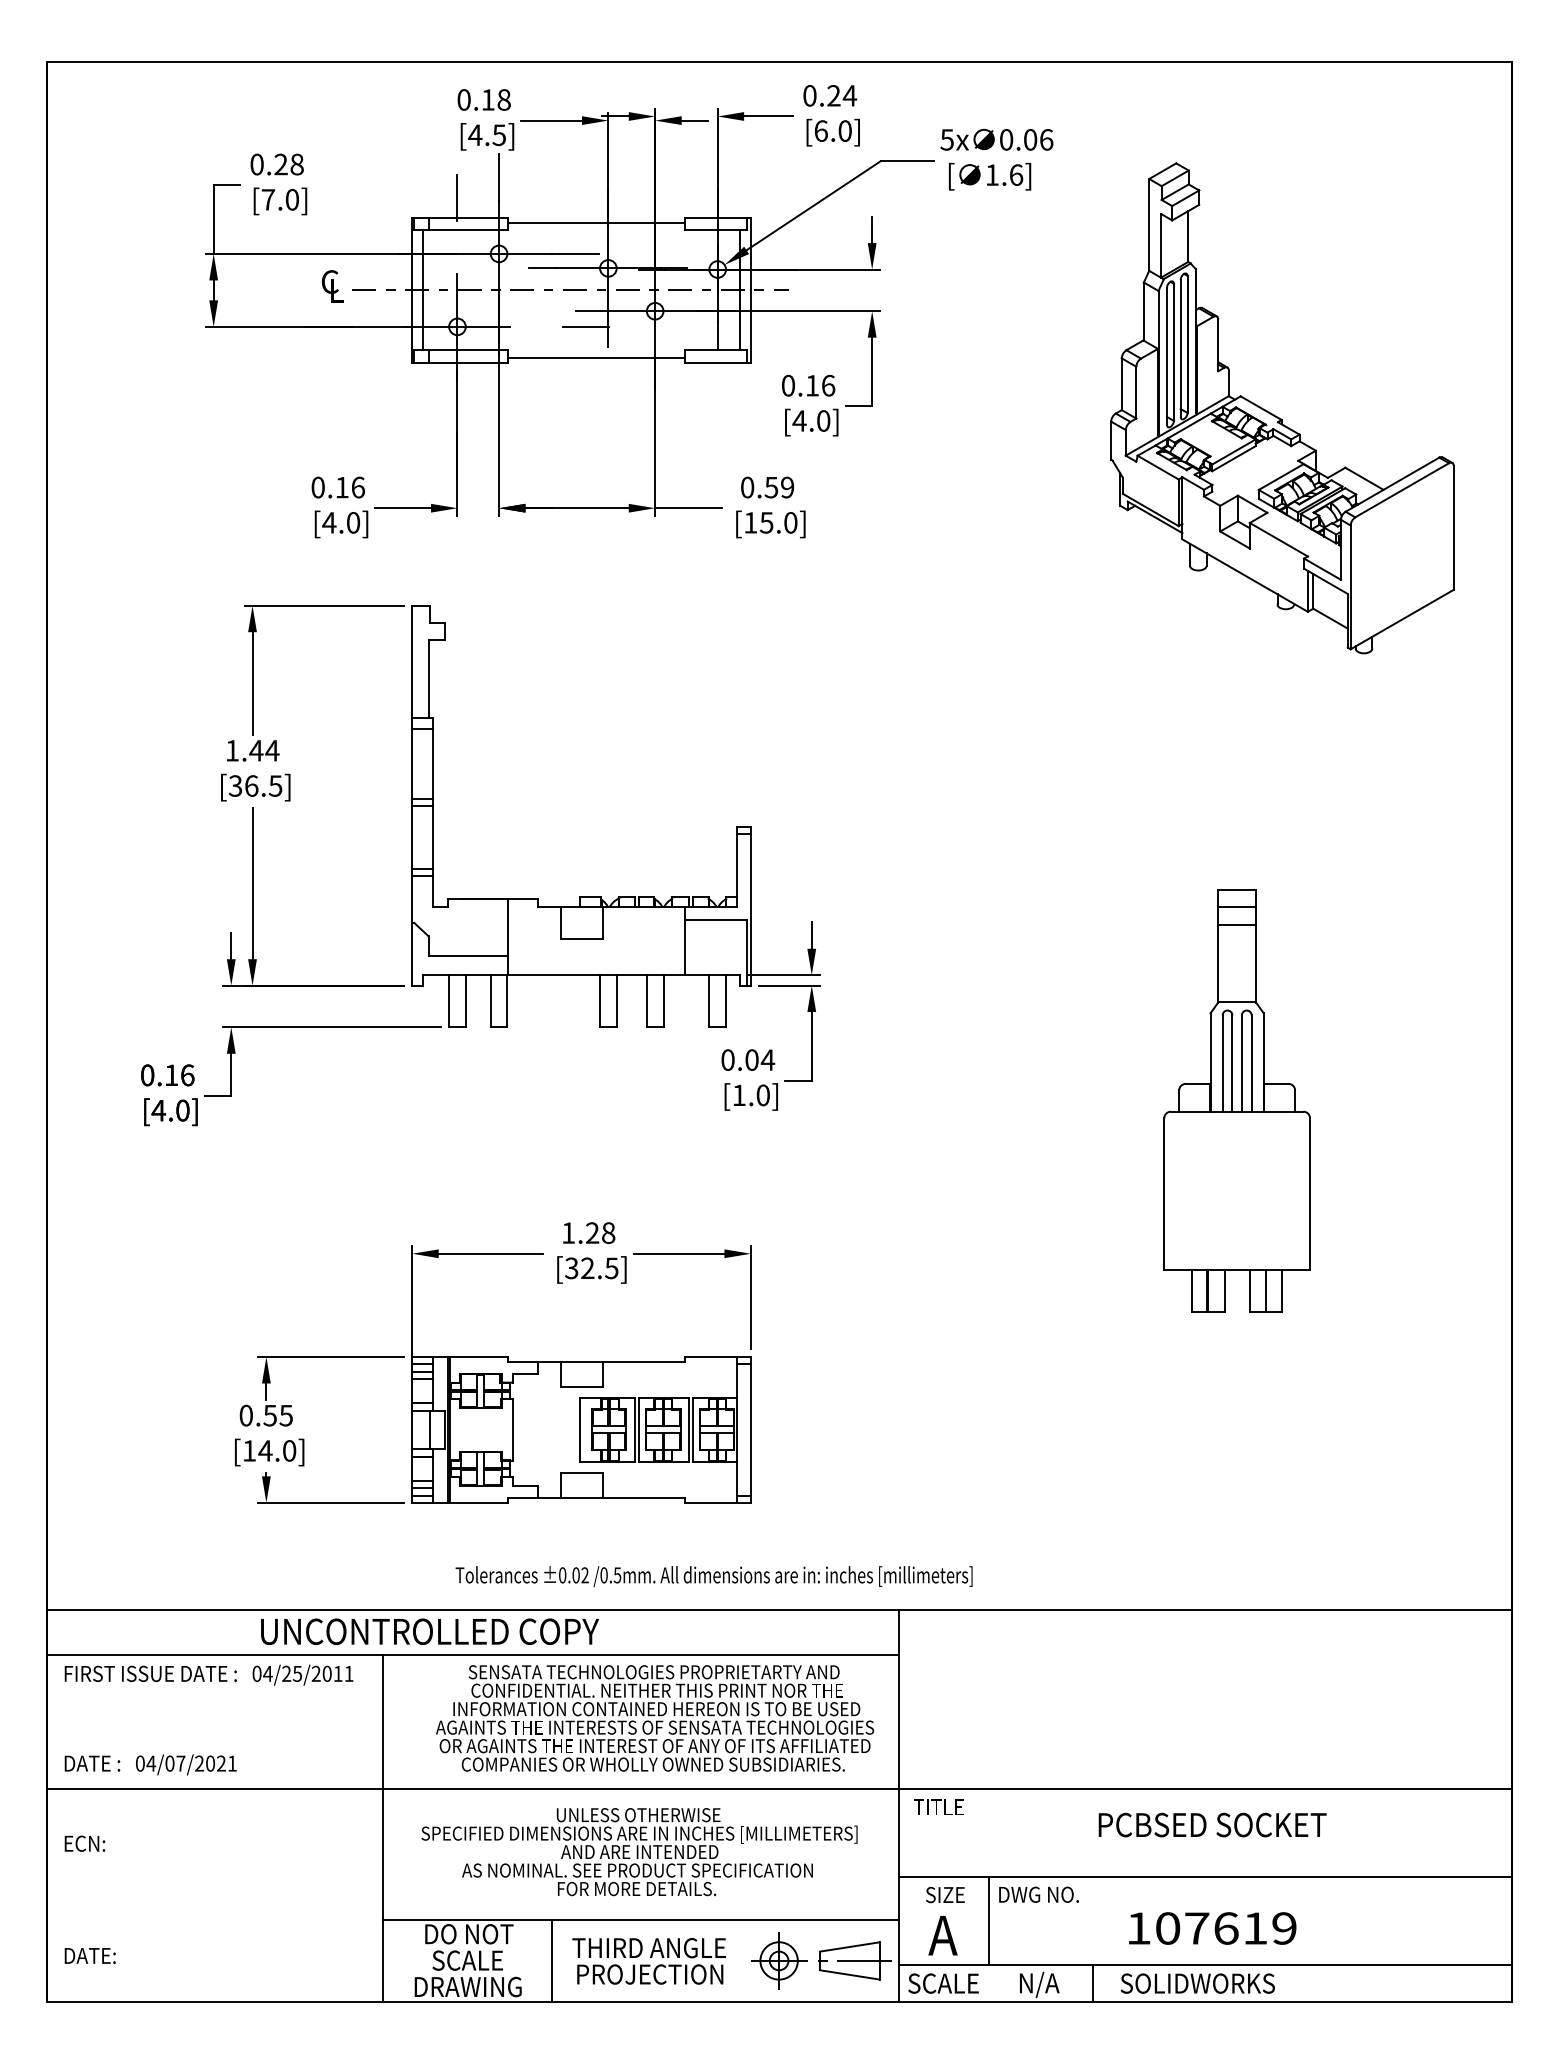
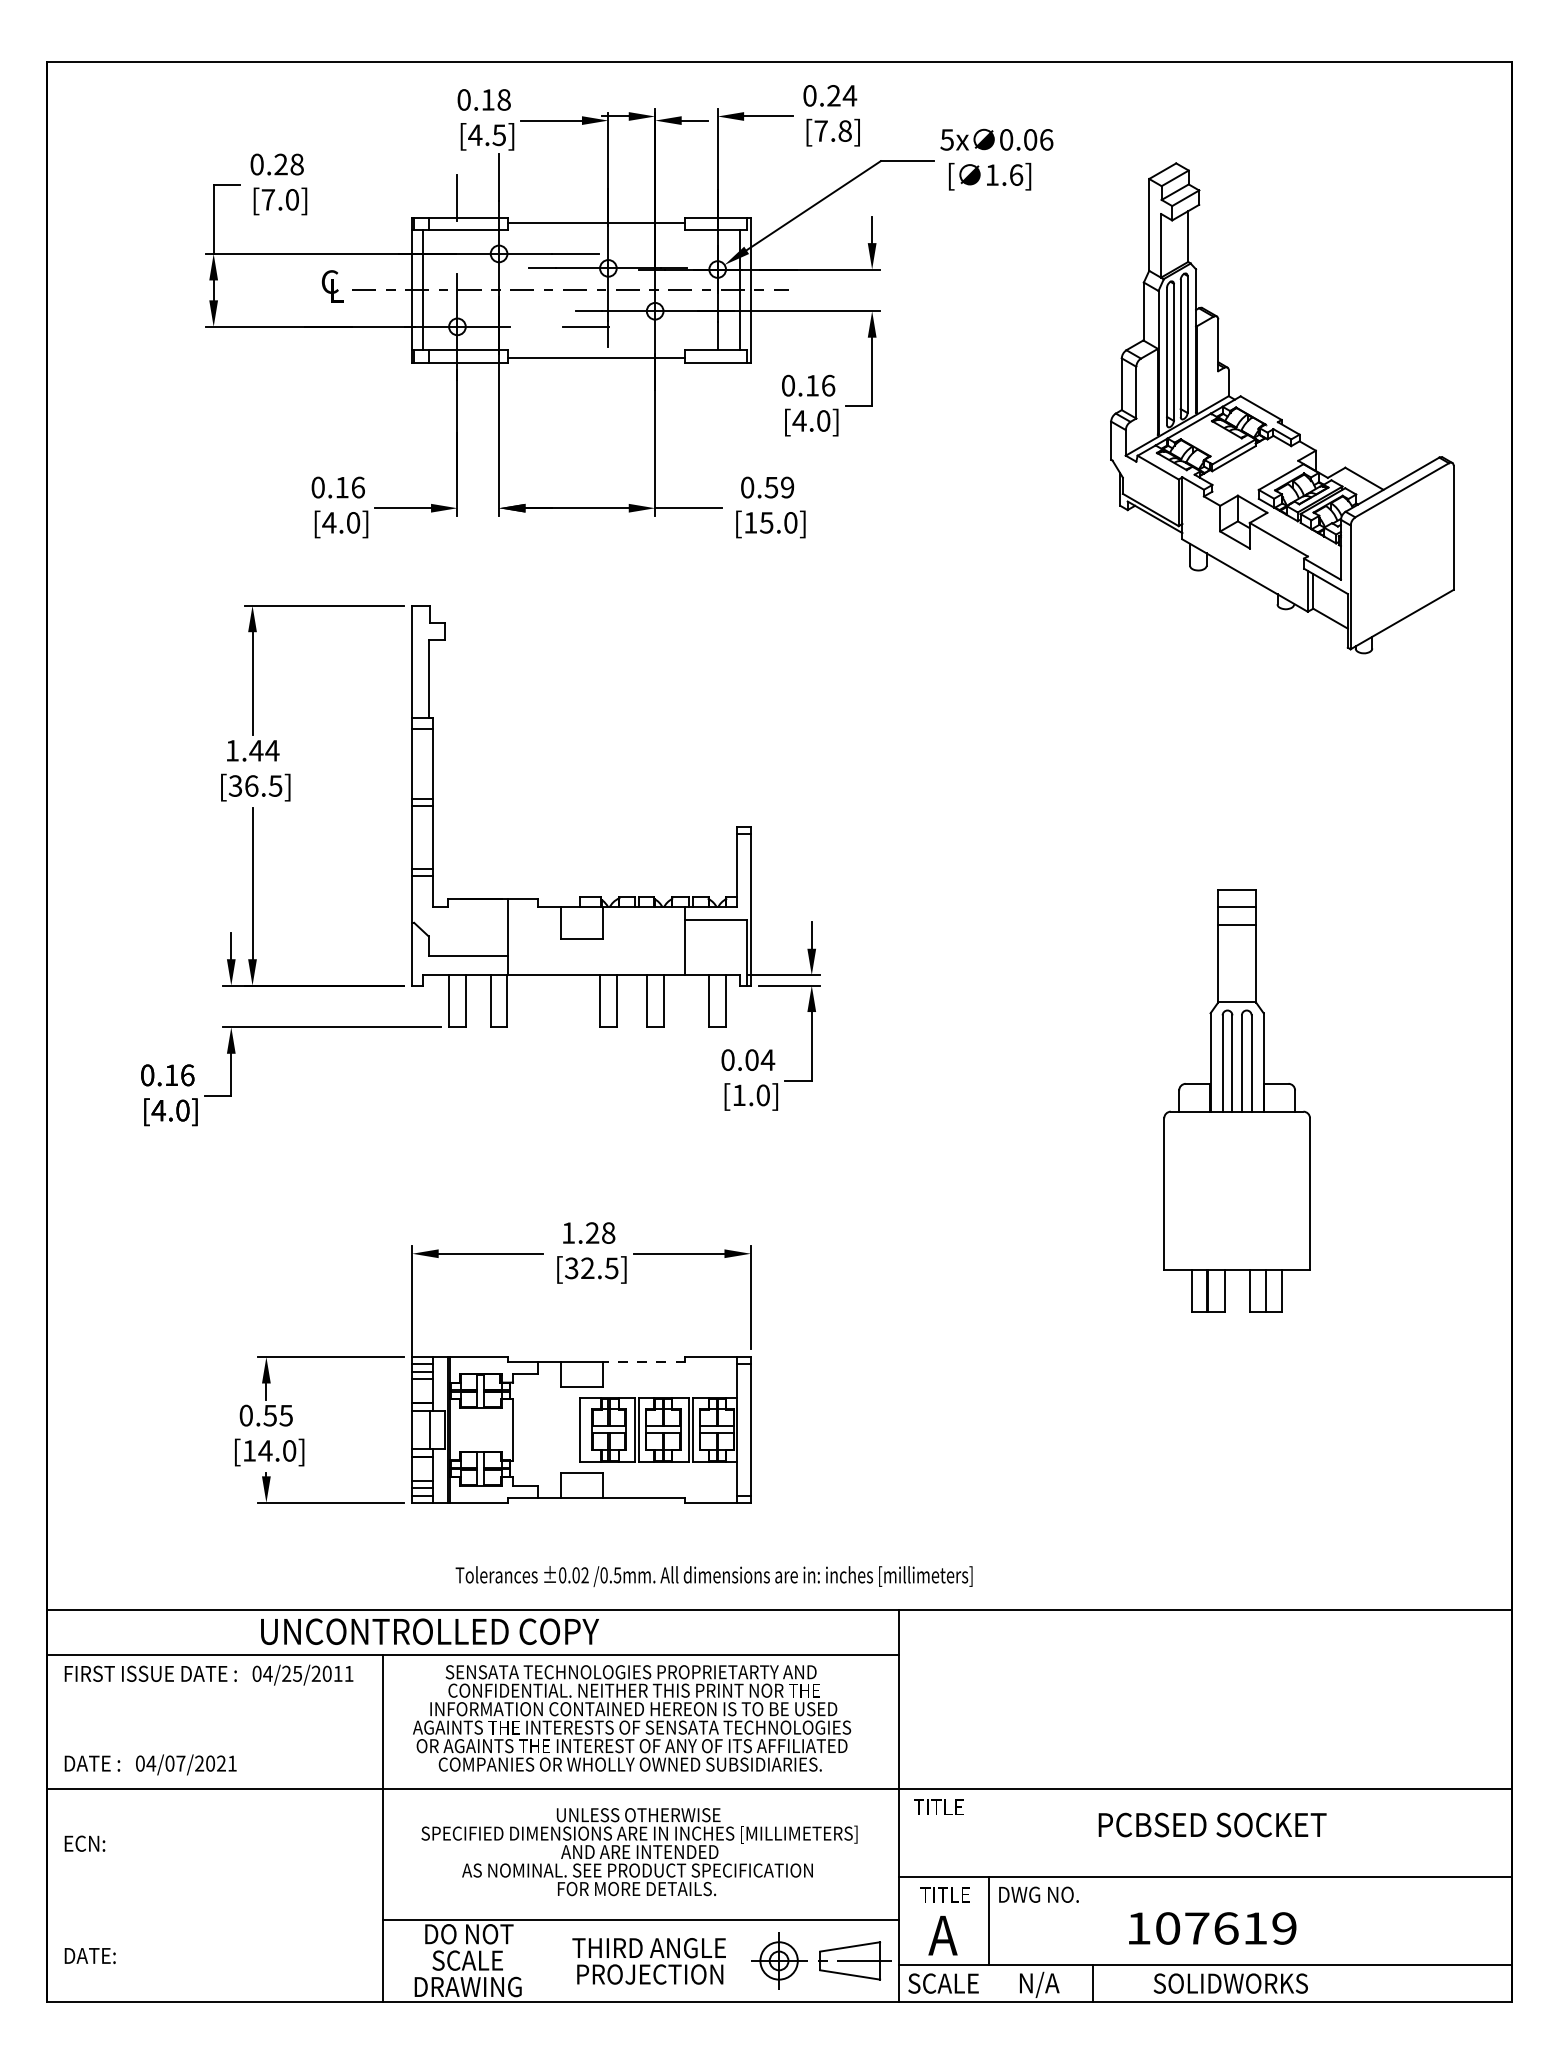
text: [6.0] -> [7.8] (832, 130)
line: solid -> dashed (643, 1362)
text position: (655, 1718) -> (632, 1718) (632, 1718)
text: SIZE -> TITLE (944, 1894)
line: present -> none (551, 1960)
text position: (1197, 1983) -> (1230, 1983) (1230, 1983)
